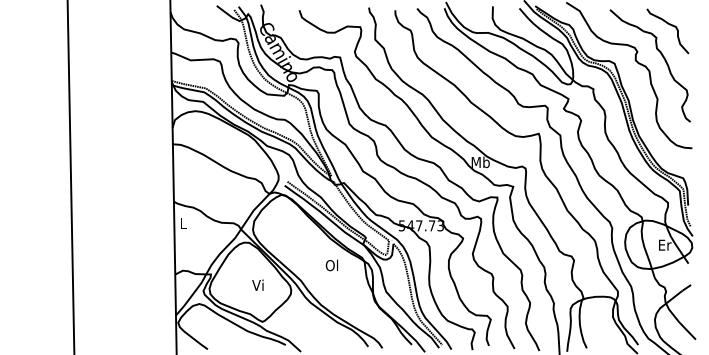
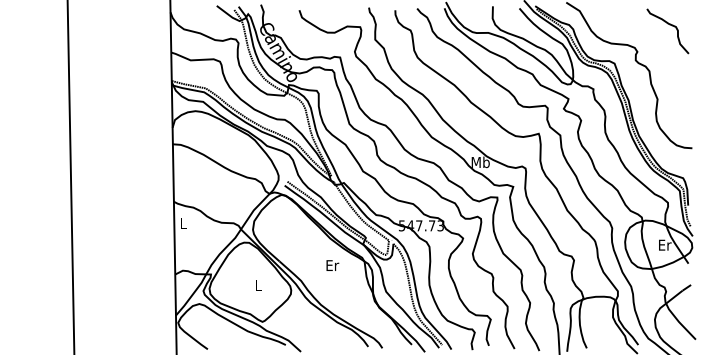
curve: present -> none (662, 57)
text: Ol -> Er (332, 265)
text: Vi -> L (257, 284)
